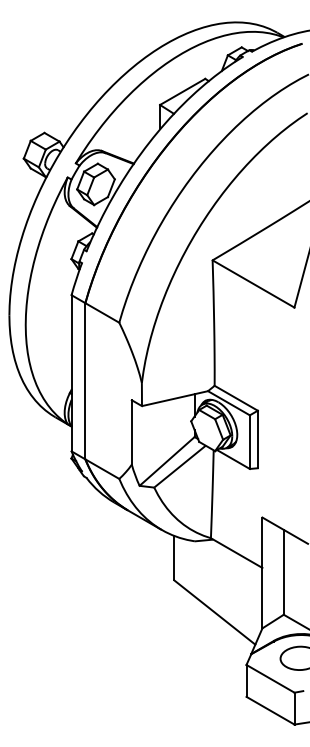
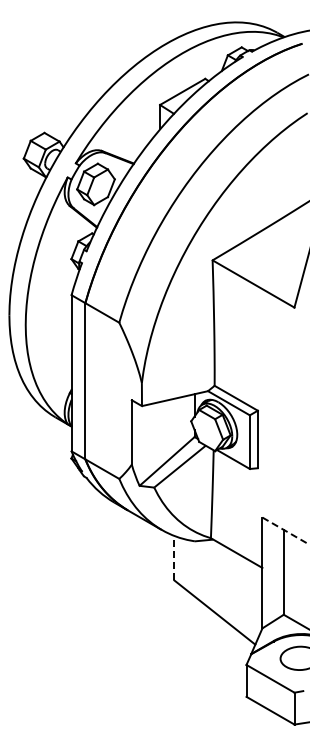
line: solid -> dashed (285, 530)
line: solid -> dashed (174, 557)
